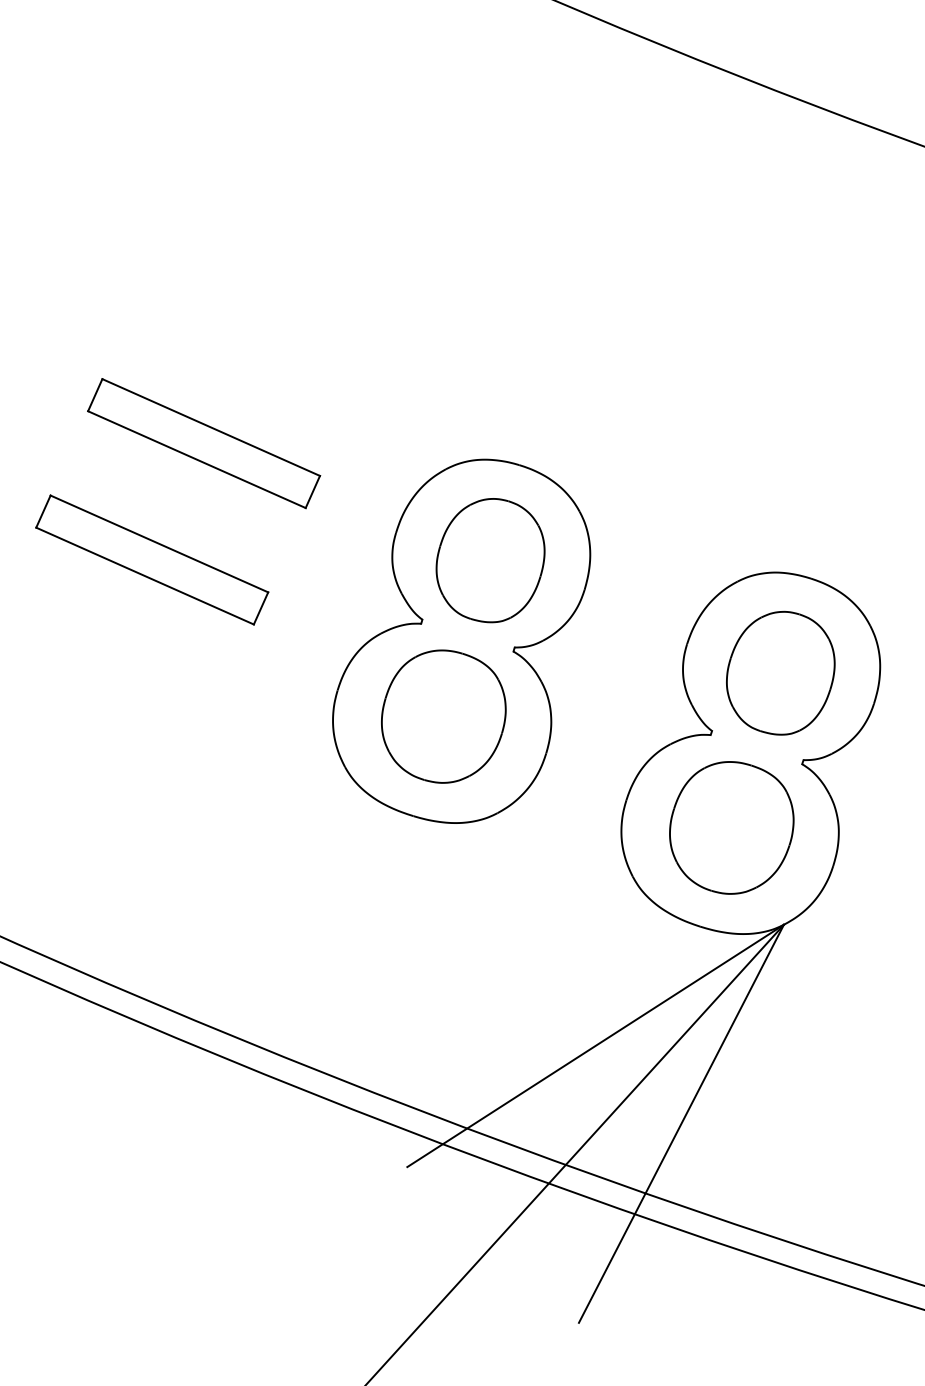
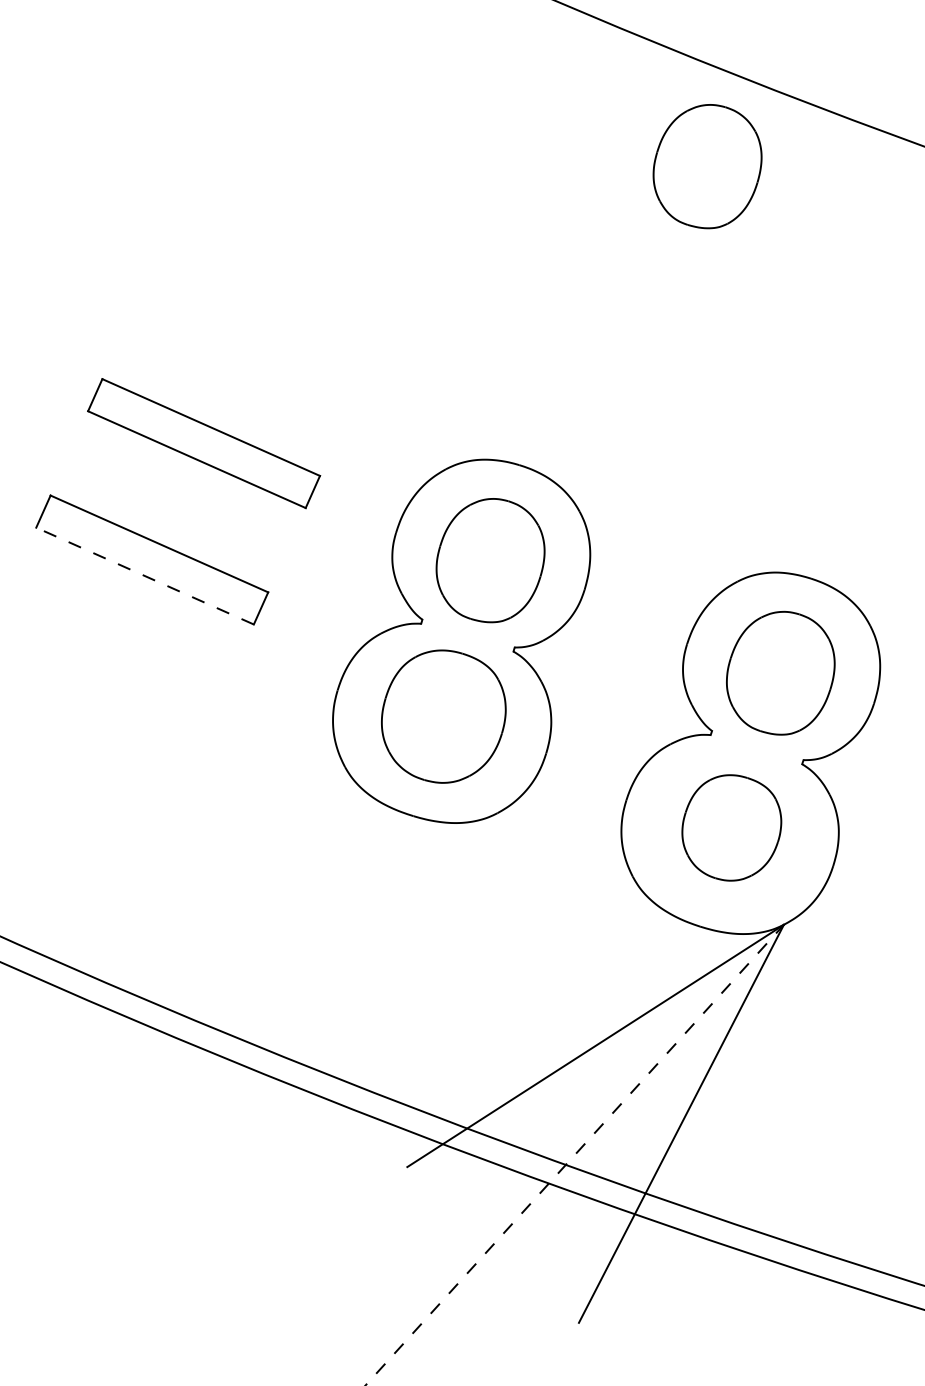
part: none -> present (707, 166)
line: solid -> dashed (144, 575)
part size: 126x134 px -> 102x108 px (731, 827)
line: solid -> dashed (574, 1155)
